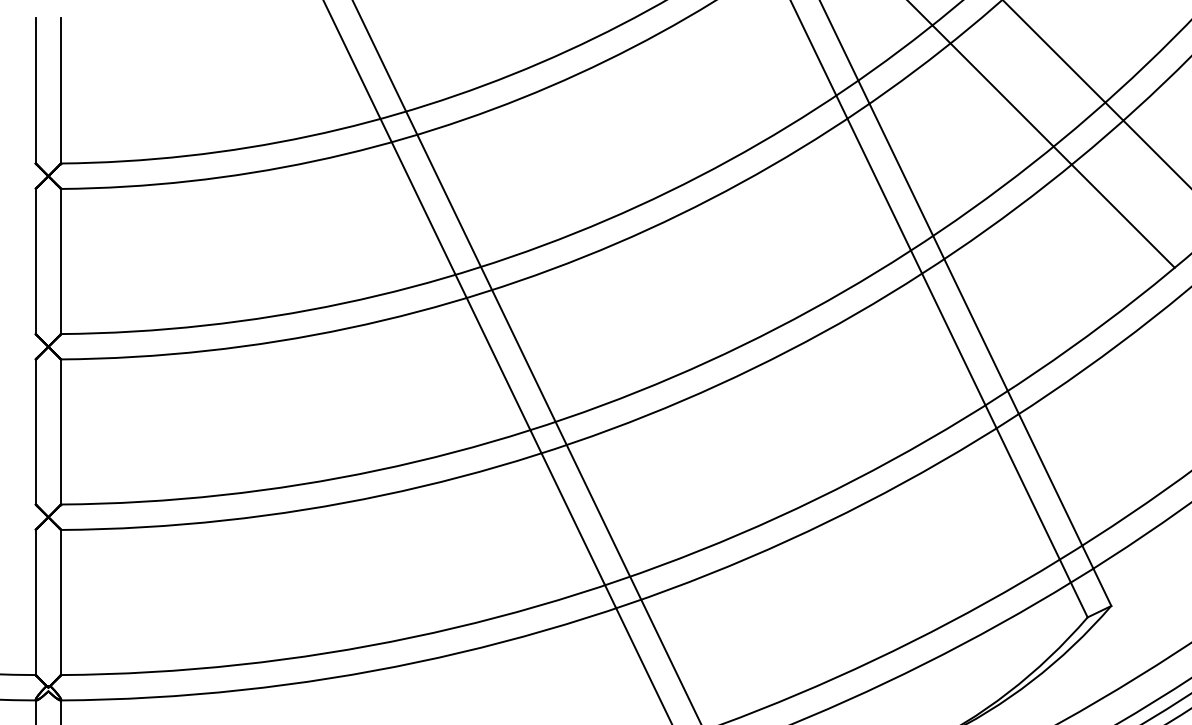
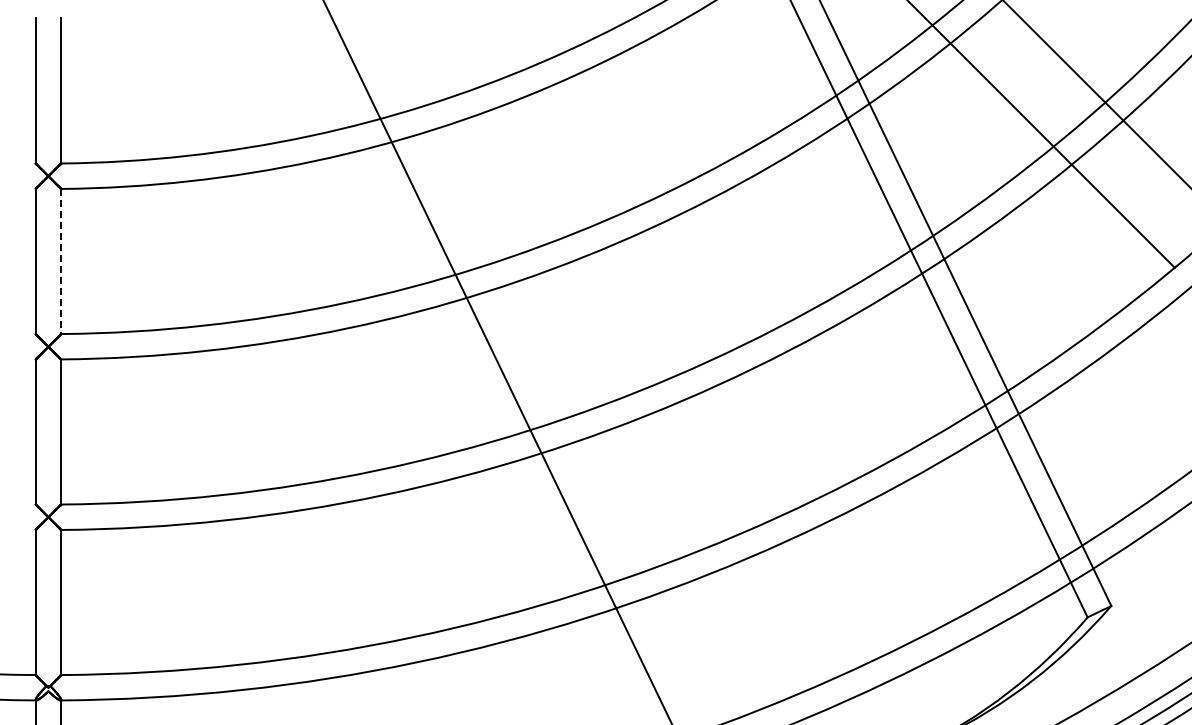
line: solid -> dashed (61, 261)
line: present -> none (526, 361)
